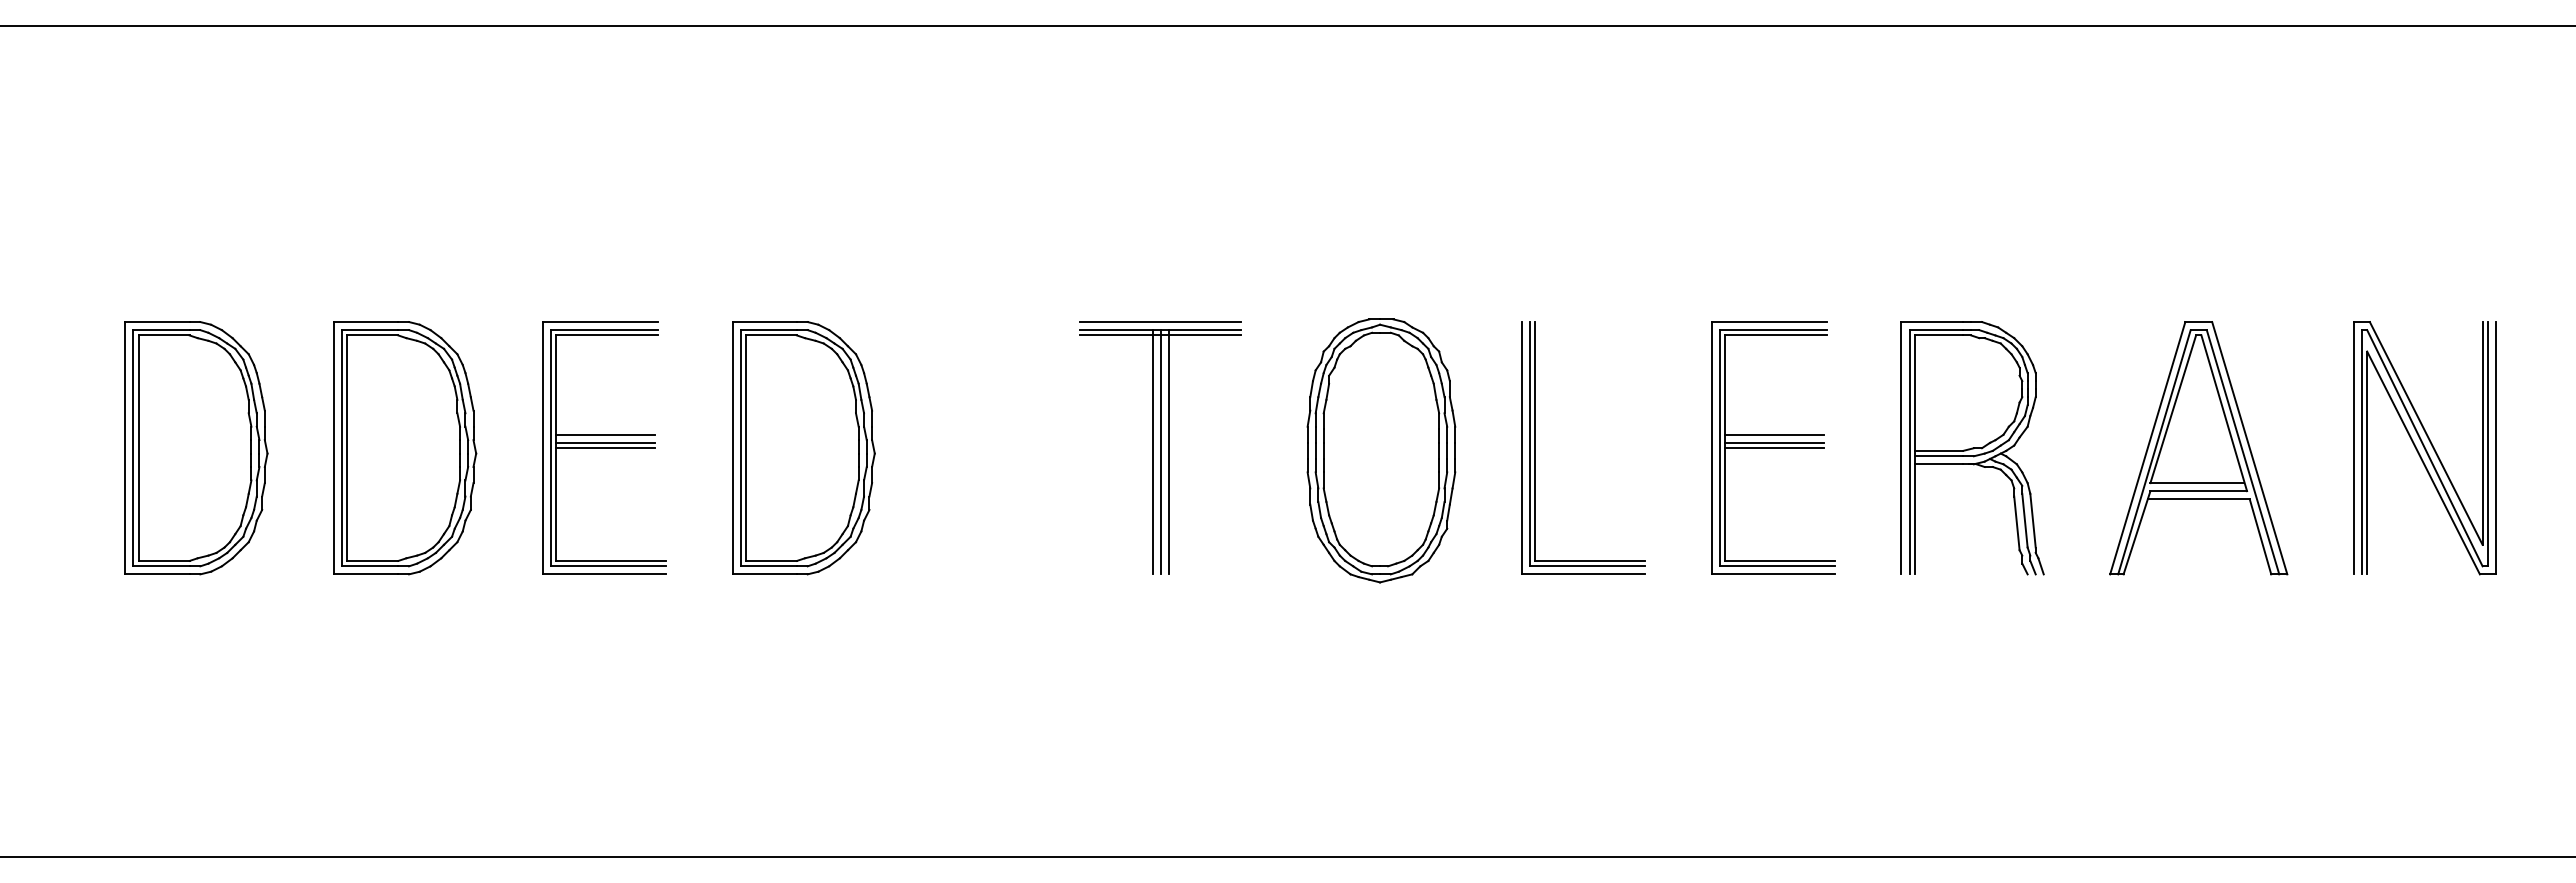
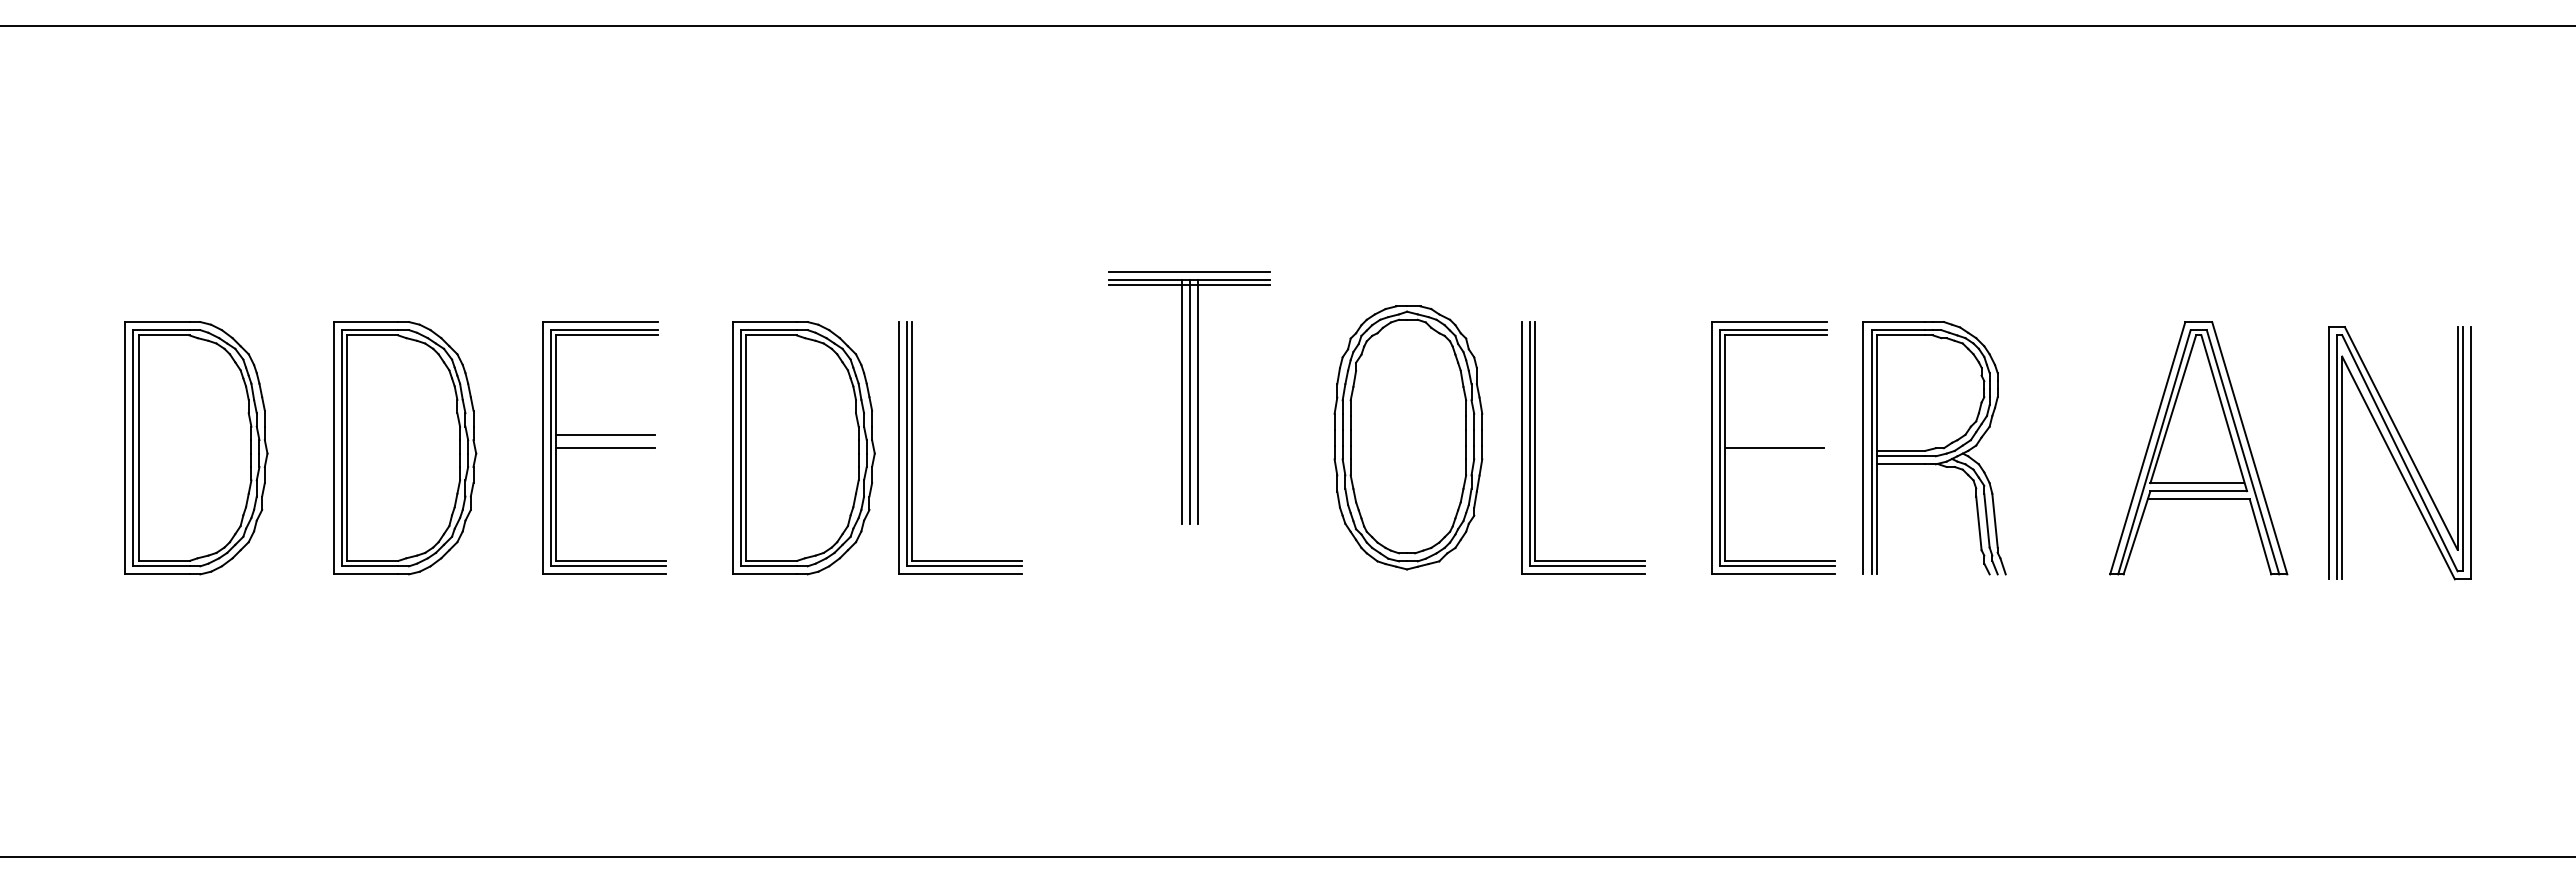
line: present -> none (1774, 434)
line: present -> none (605, 442)
line: present -> none (1774, 442)
part: none -> present (912, 447)
part position: (1160, 447) -> (1189, 397) (1189, 397)
part position: (1972, 448) -> (1934, 448) (1934, 448)
part position: (2424, 448) -> (2399, 453) (2399, 453)
part position: (1381, 450) -> (1408, 437) (1408, 437)
